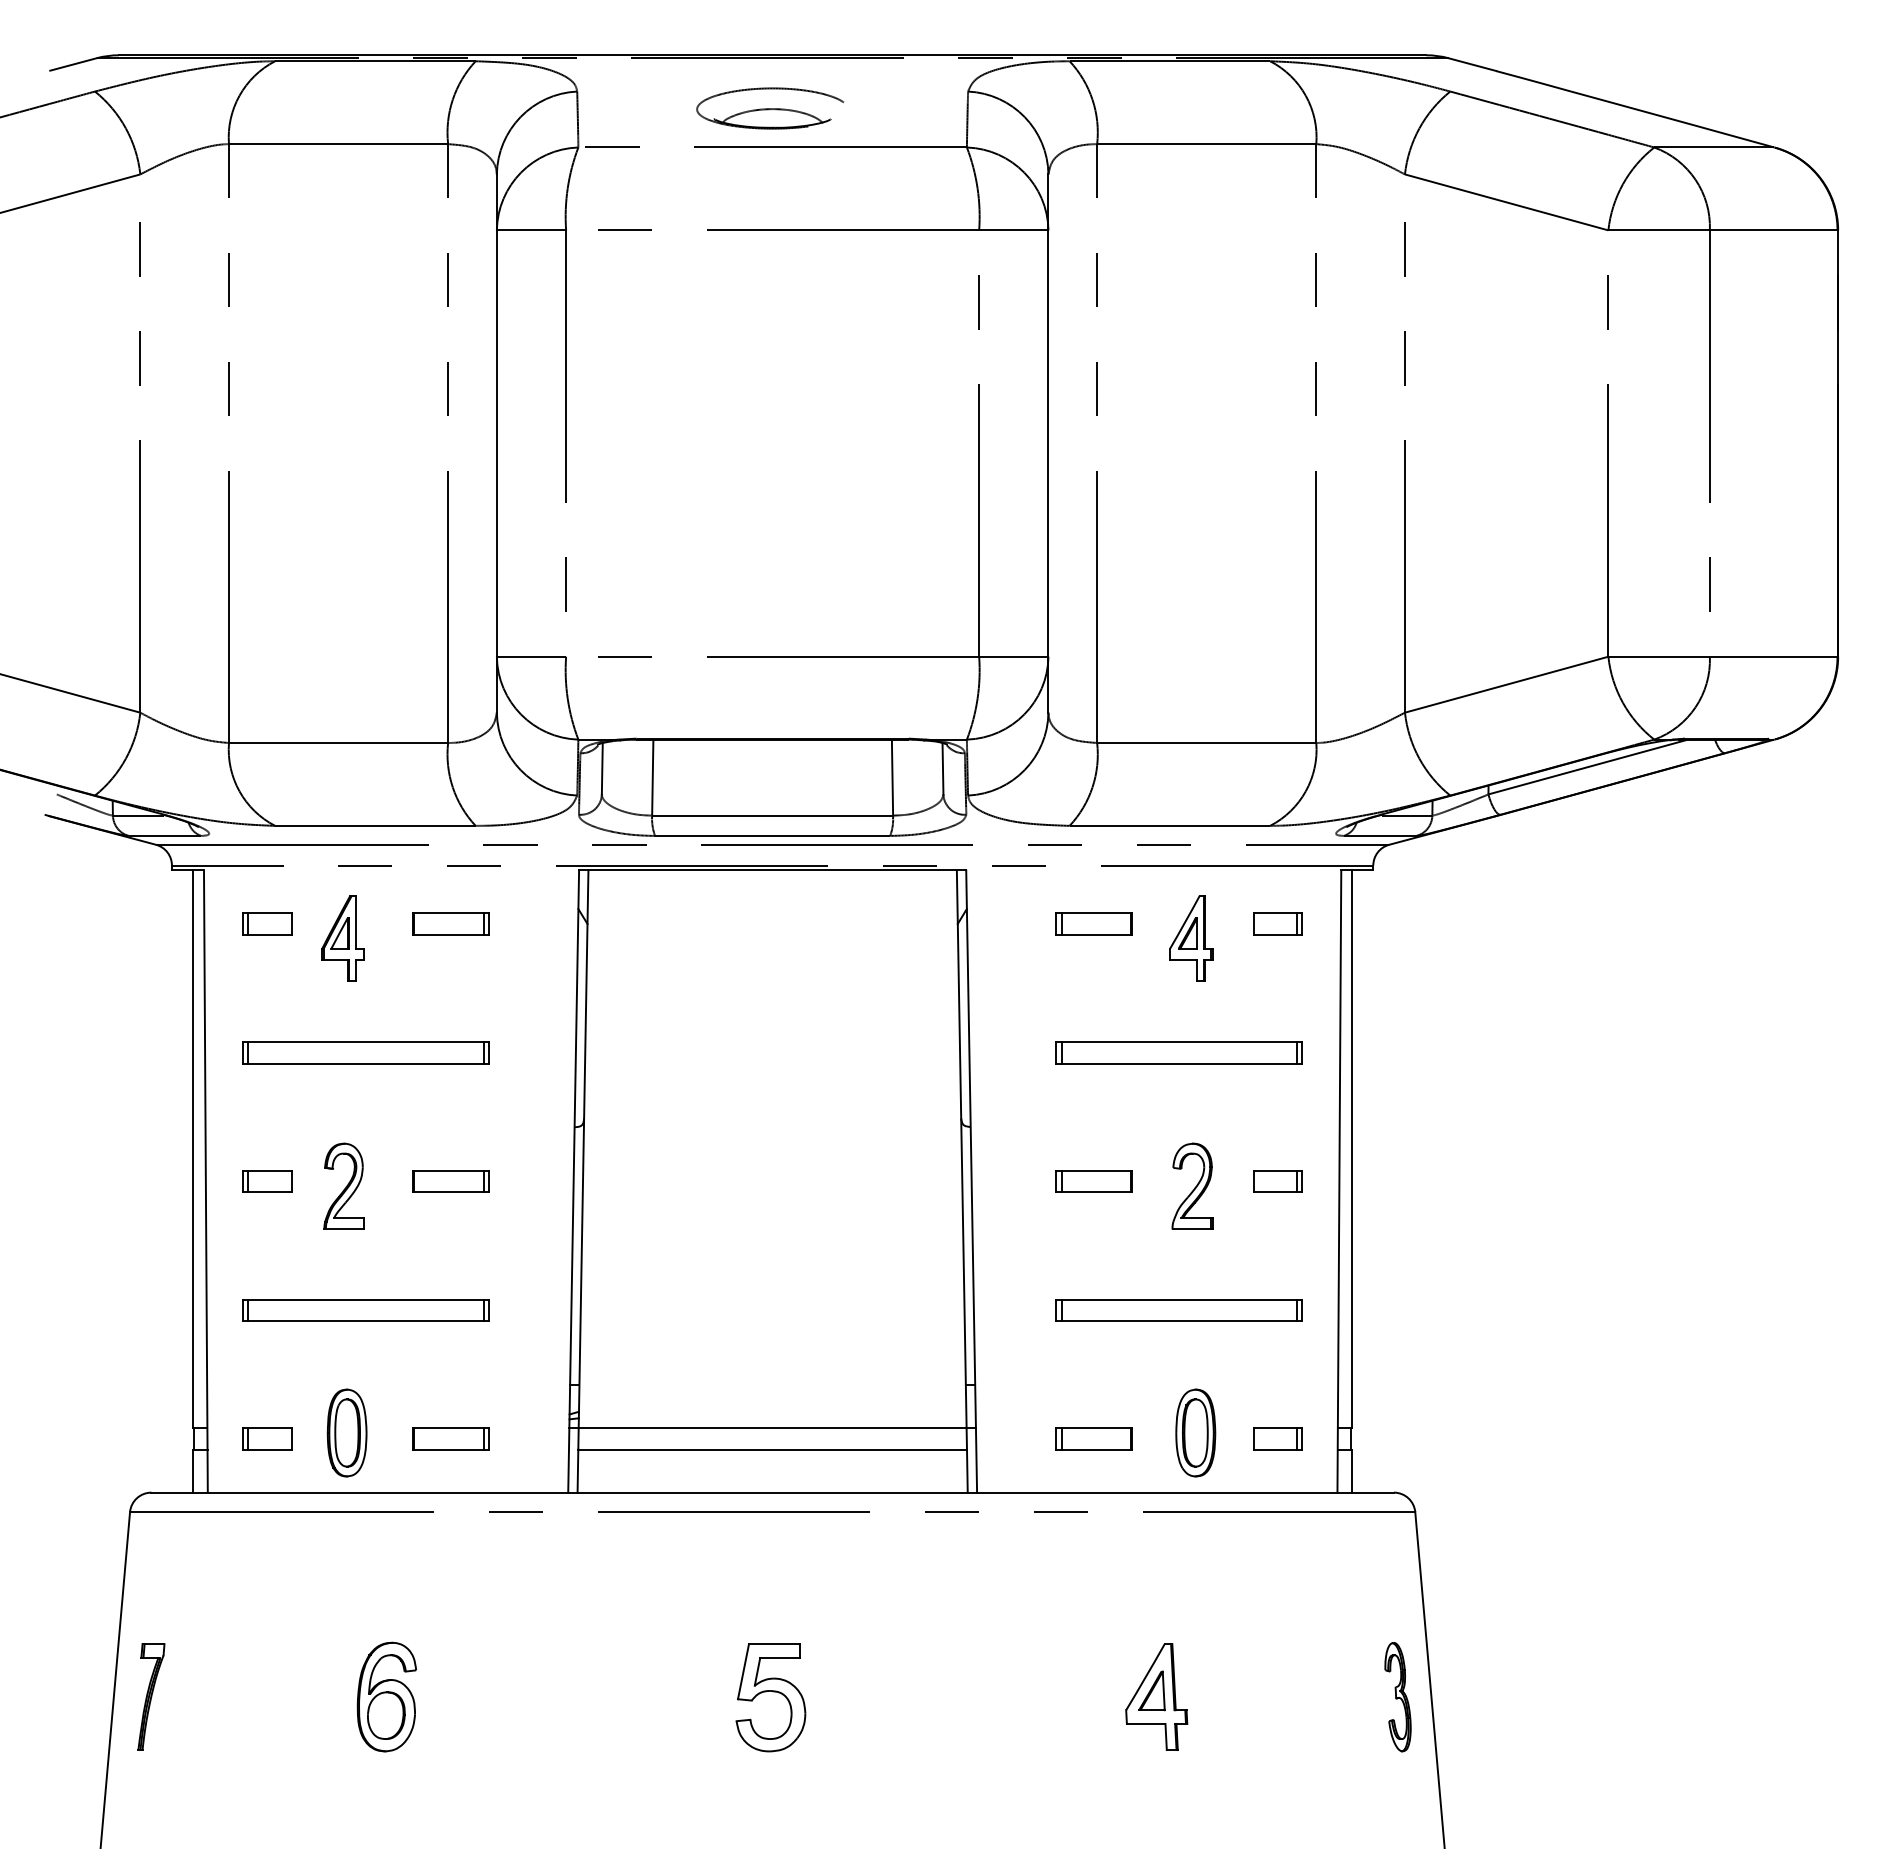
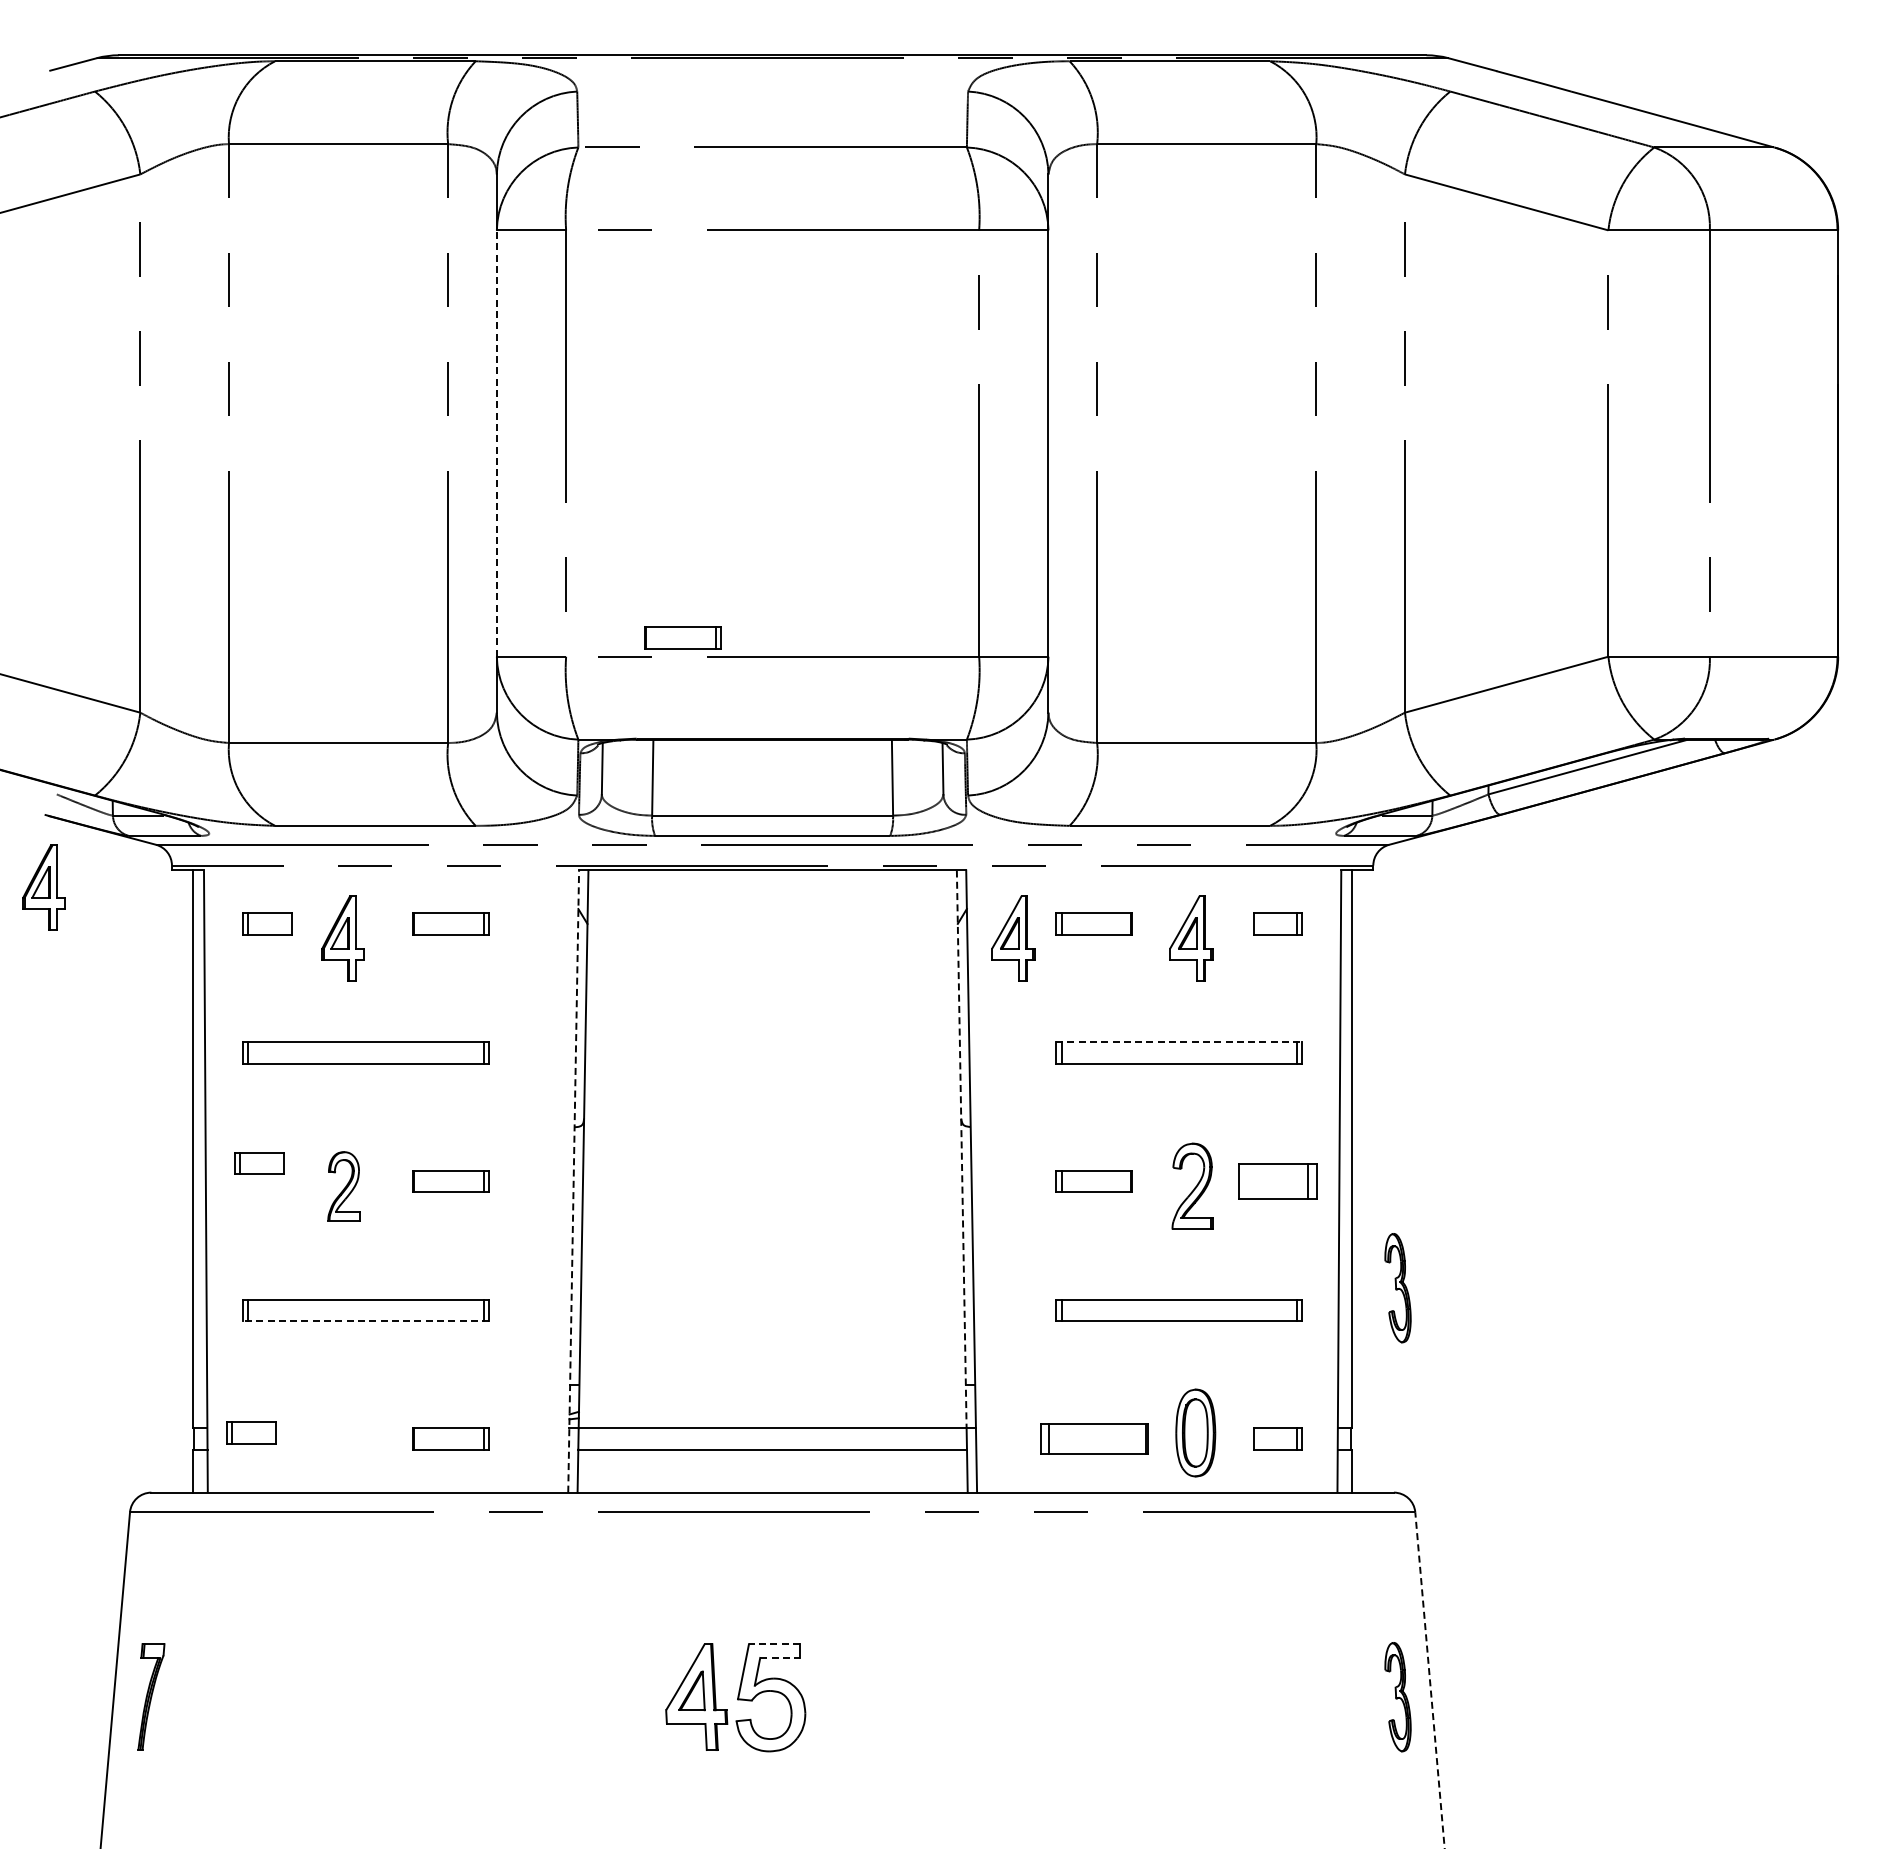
part: present -> none (770, 108)
line: solid -> dashed (496, 443)
part: none -> present (682, 637)
part: none -> present (43, 887)
part: none -> present (1013, 938)
line: solid -> dashed (1179, 1042)
line: solid -> dashed (961, 1149)
part position: (267, 1181) -> (259, 1163) (259, 1163)
line: solid -> dashed (573, 1181)
part size: 50x23 px -> 80x37 px (1277, 1181)
part size: 42x88 px -> 34x71 px (343, 1186)
part: none -> present (1397, 1288)
line: solid -> dashed (365, 1321)
part: present -> none (346, 1432)
part position: (267, 1438) -> (251, 1432) (251, 1432)
part size: 78x24 px -> 109x32 px (1094, 1438)
line: solid -> dashed (773, 1644)
line: solid -> dashed (780, 1657)
line: solid -> dashed (1429, 1680)
part: present -> none (386, 1696)
part position: (1156, 1696) -> (696, 1696) (696, 1696)
